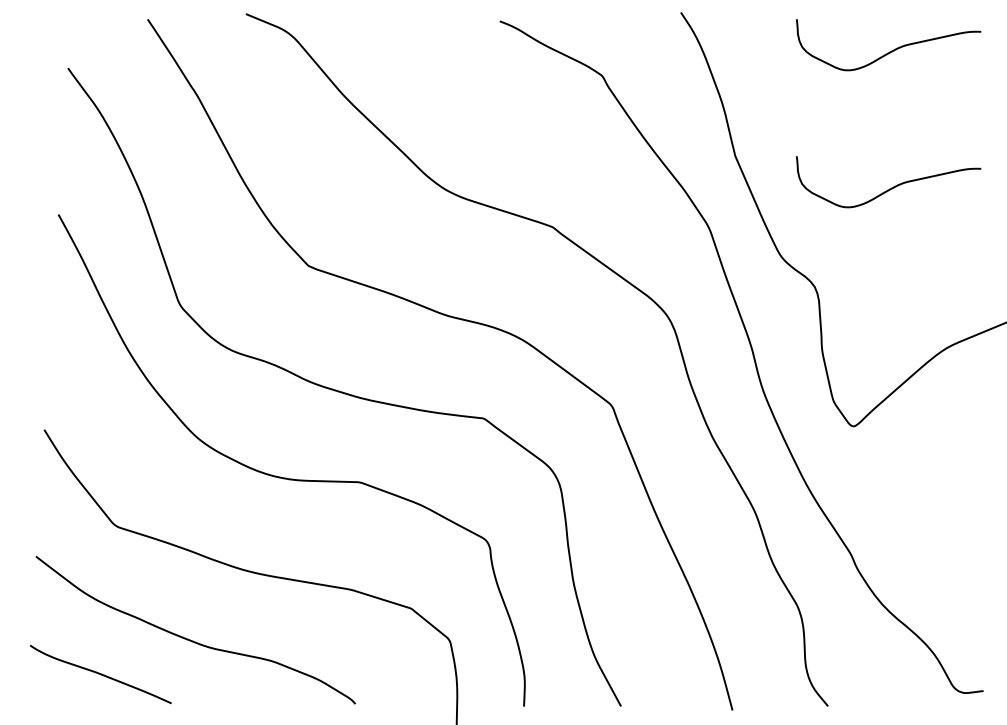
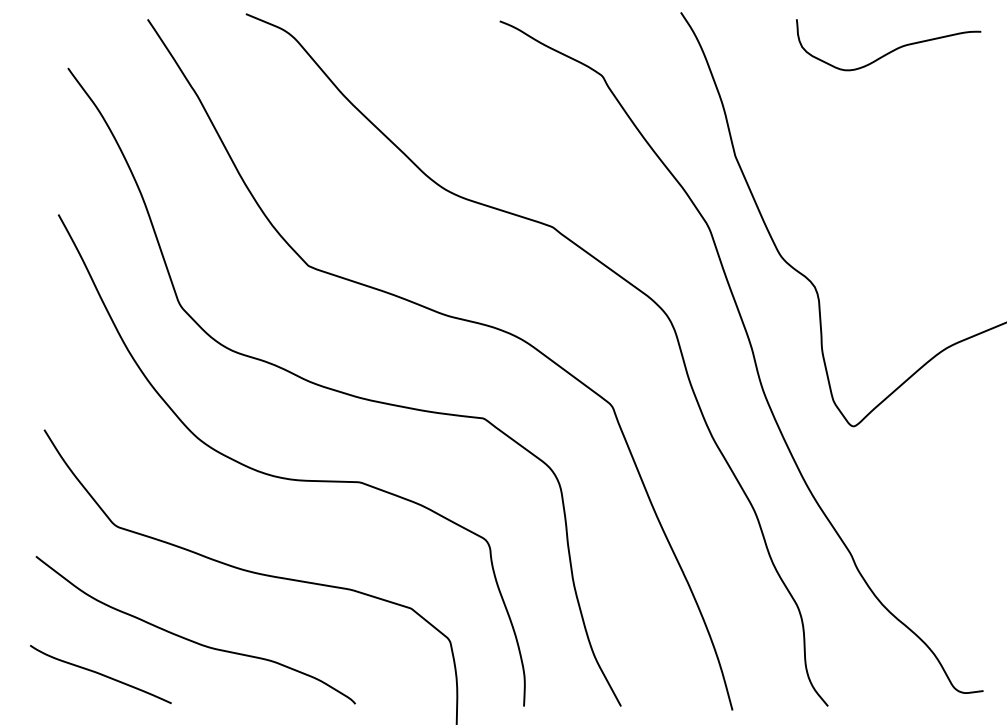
curve: present -> none (891, 187)
